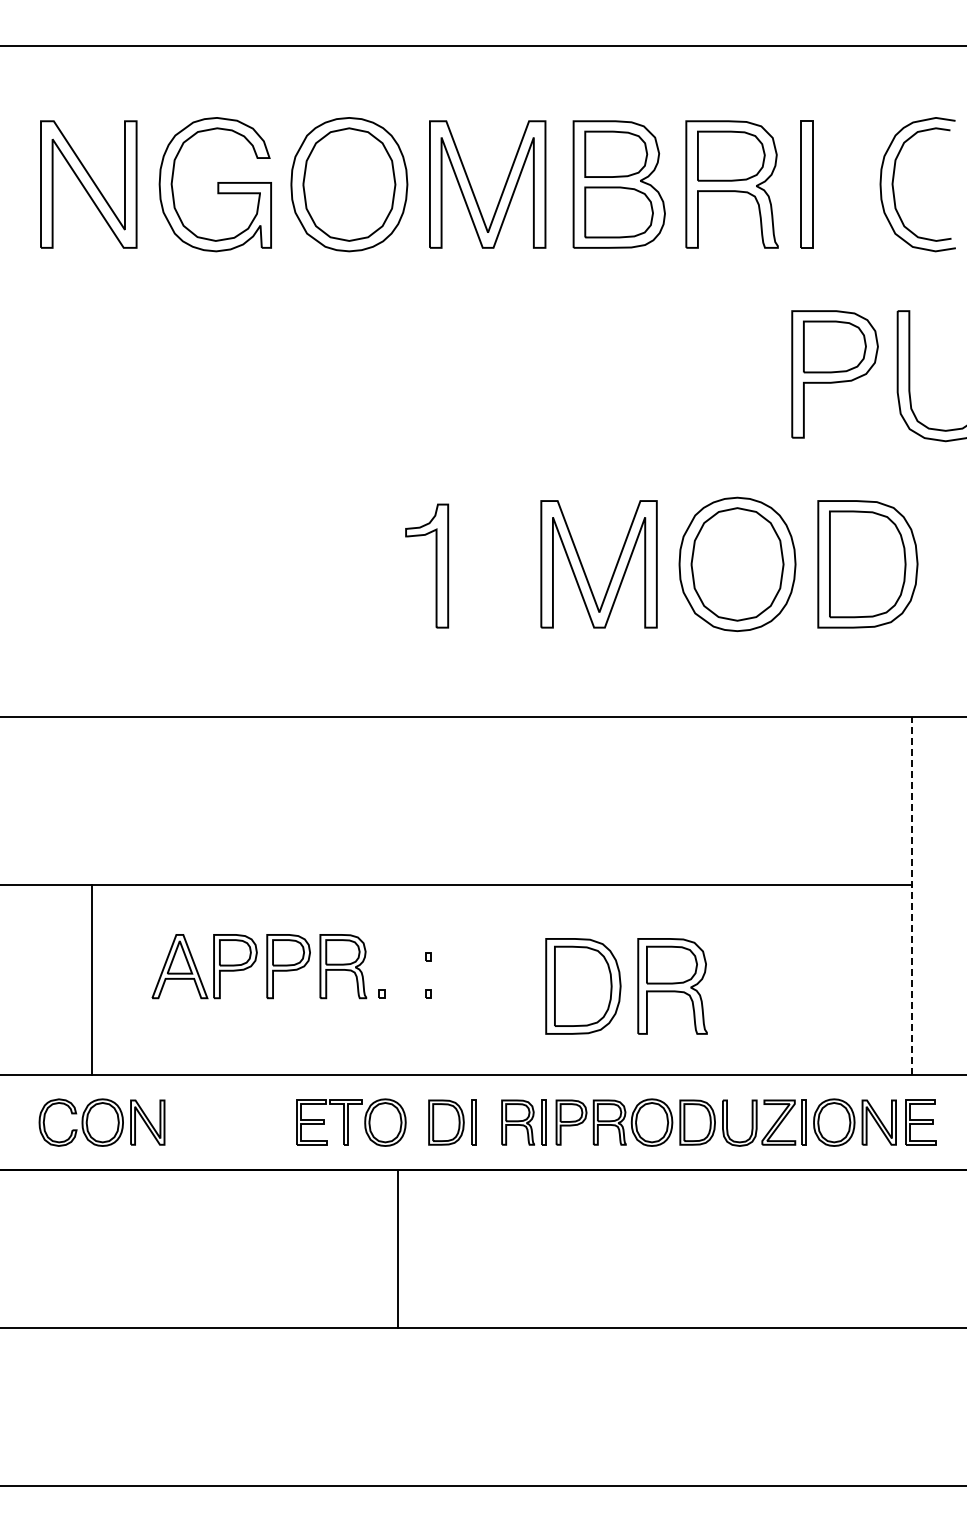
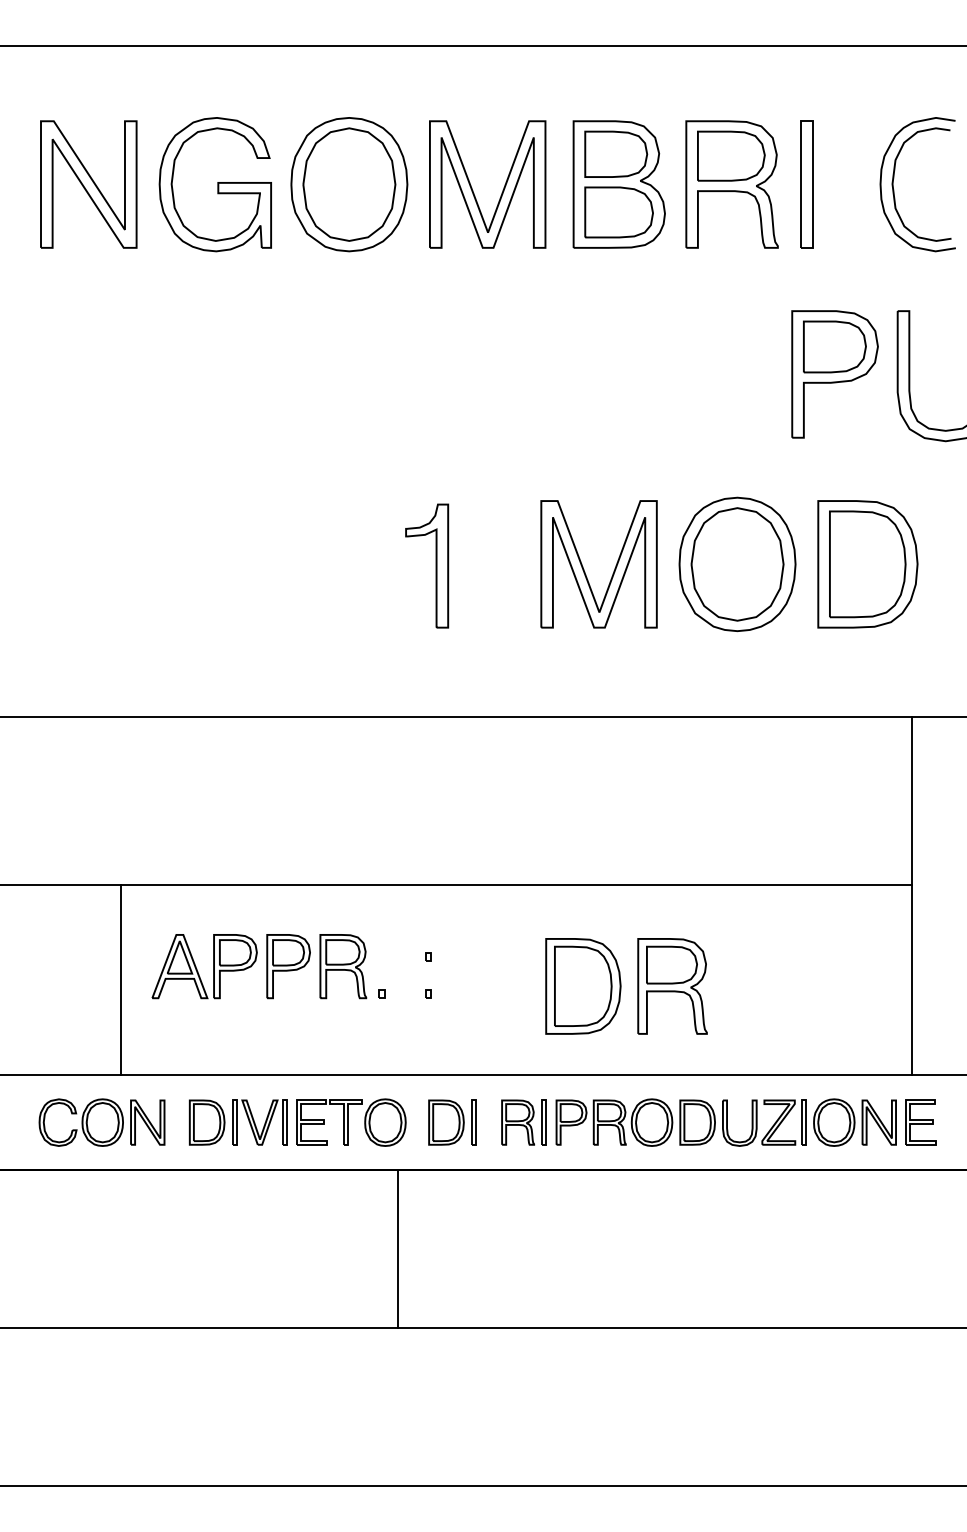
line: dashed -> solid (912, 895)
line position: (92, 979) -> (121, 979) (121, 979)
part: none -> present (237, 1122)
